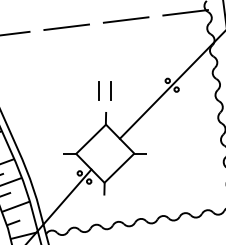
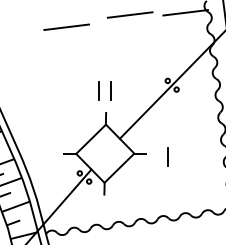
line position: (126, 19) -> (130, 14) (130, 14)
line: present -> none (15, 33)
line: none -> present (167, 156)
